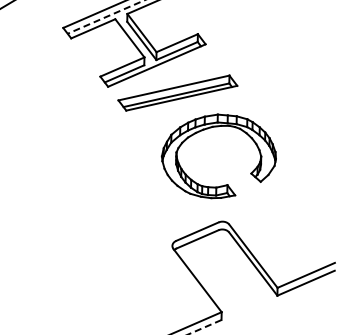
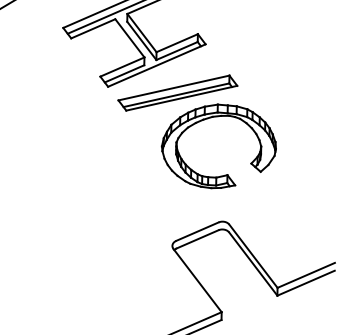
line: dashed -> solid (105, 17)
part position: (224, 184) -> (224, 174) (224, 174)
line: dashed -> solid (204, 327)
